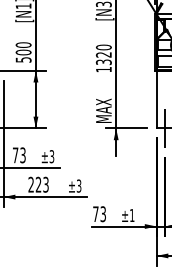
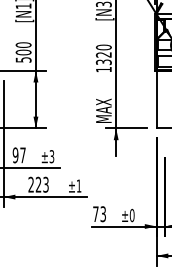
line: present -> none (164, 128)
text: 73 -> 97 (18, 155)
text: ±3 -> ±1 (78, 185)
text: ±1 -> ±0 (131, 215)
